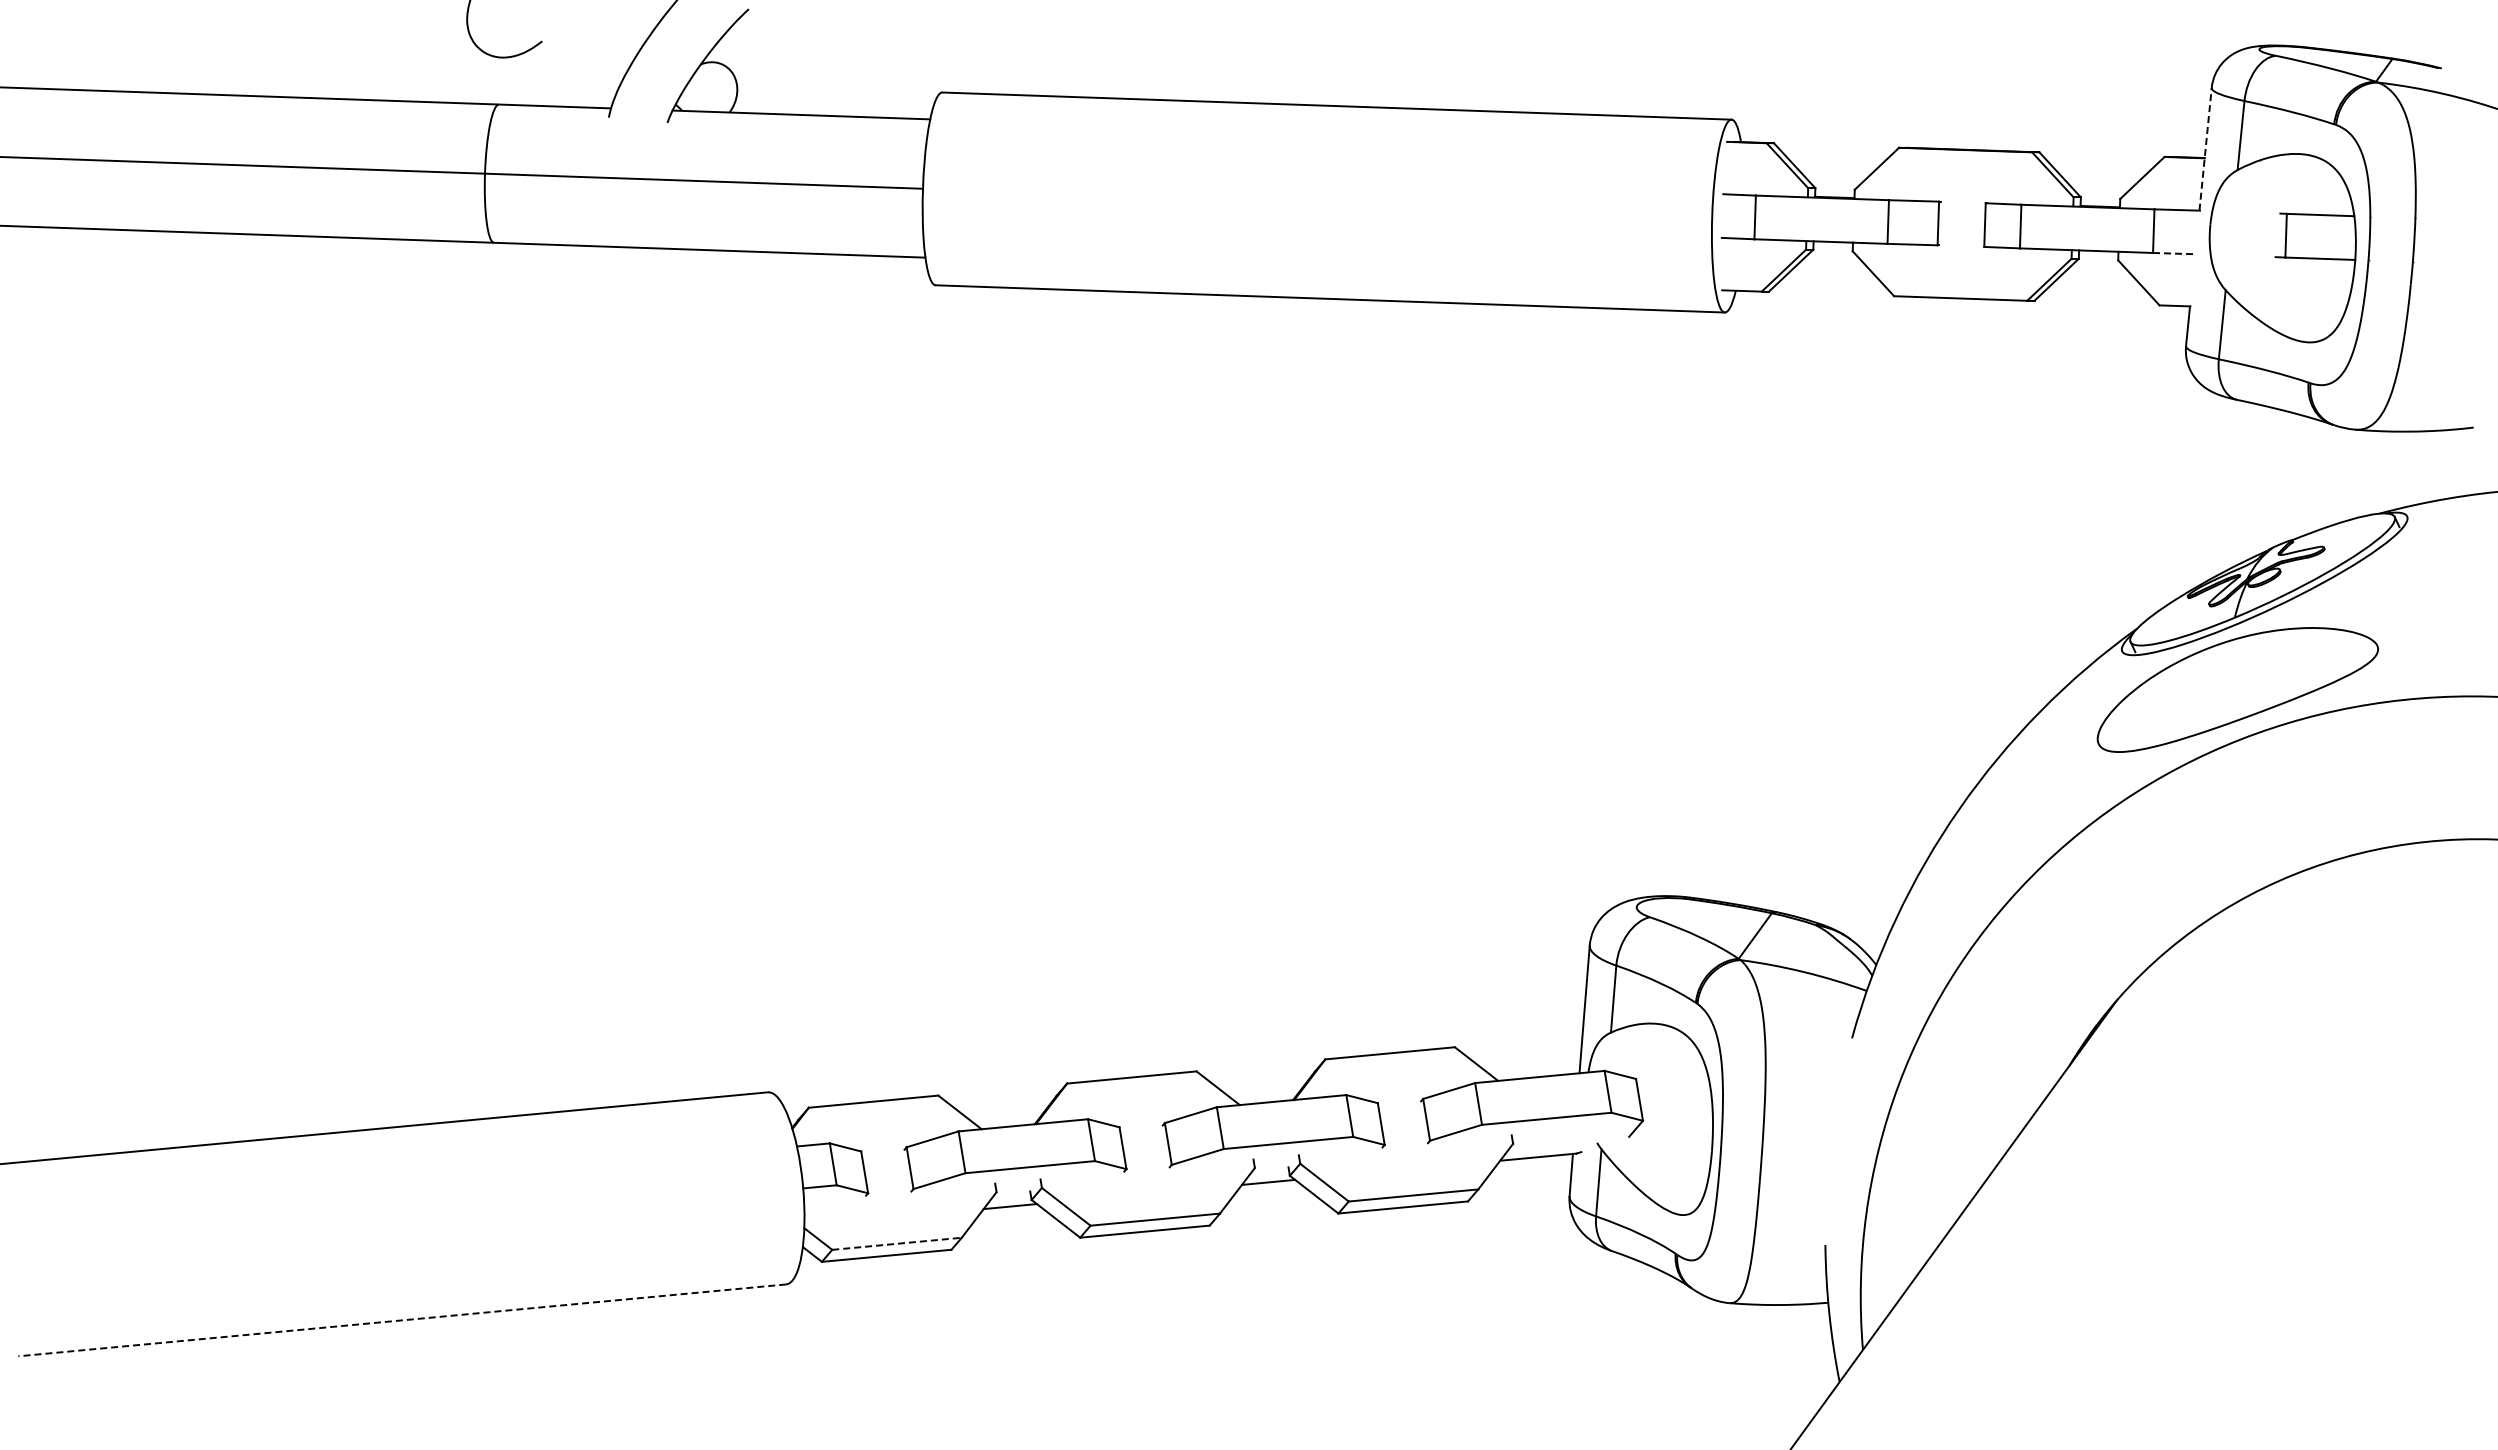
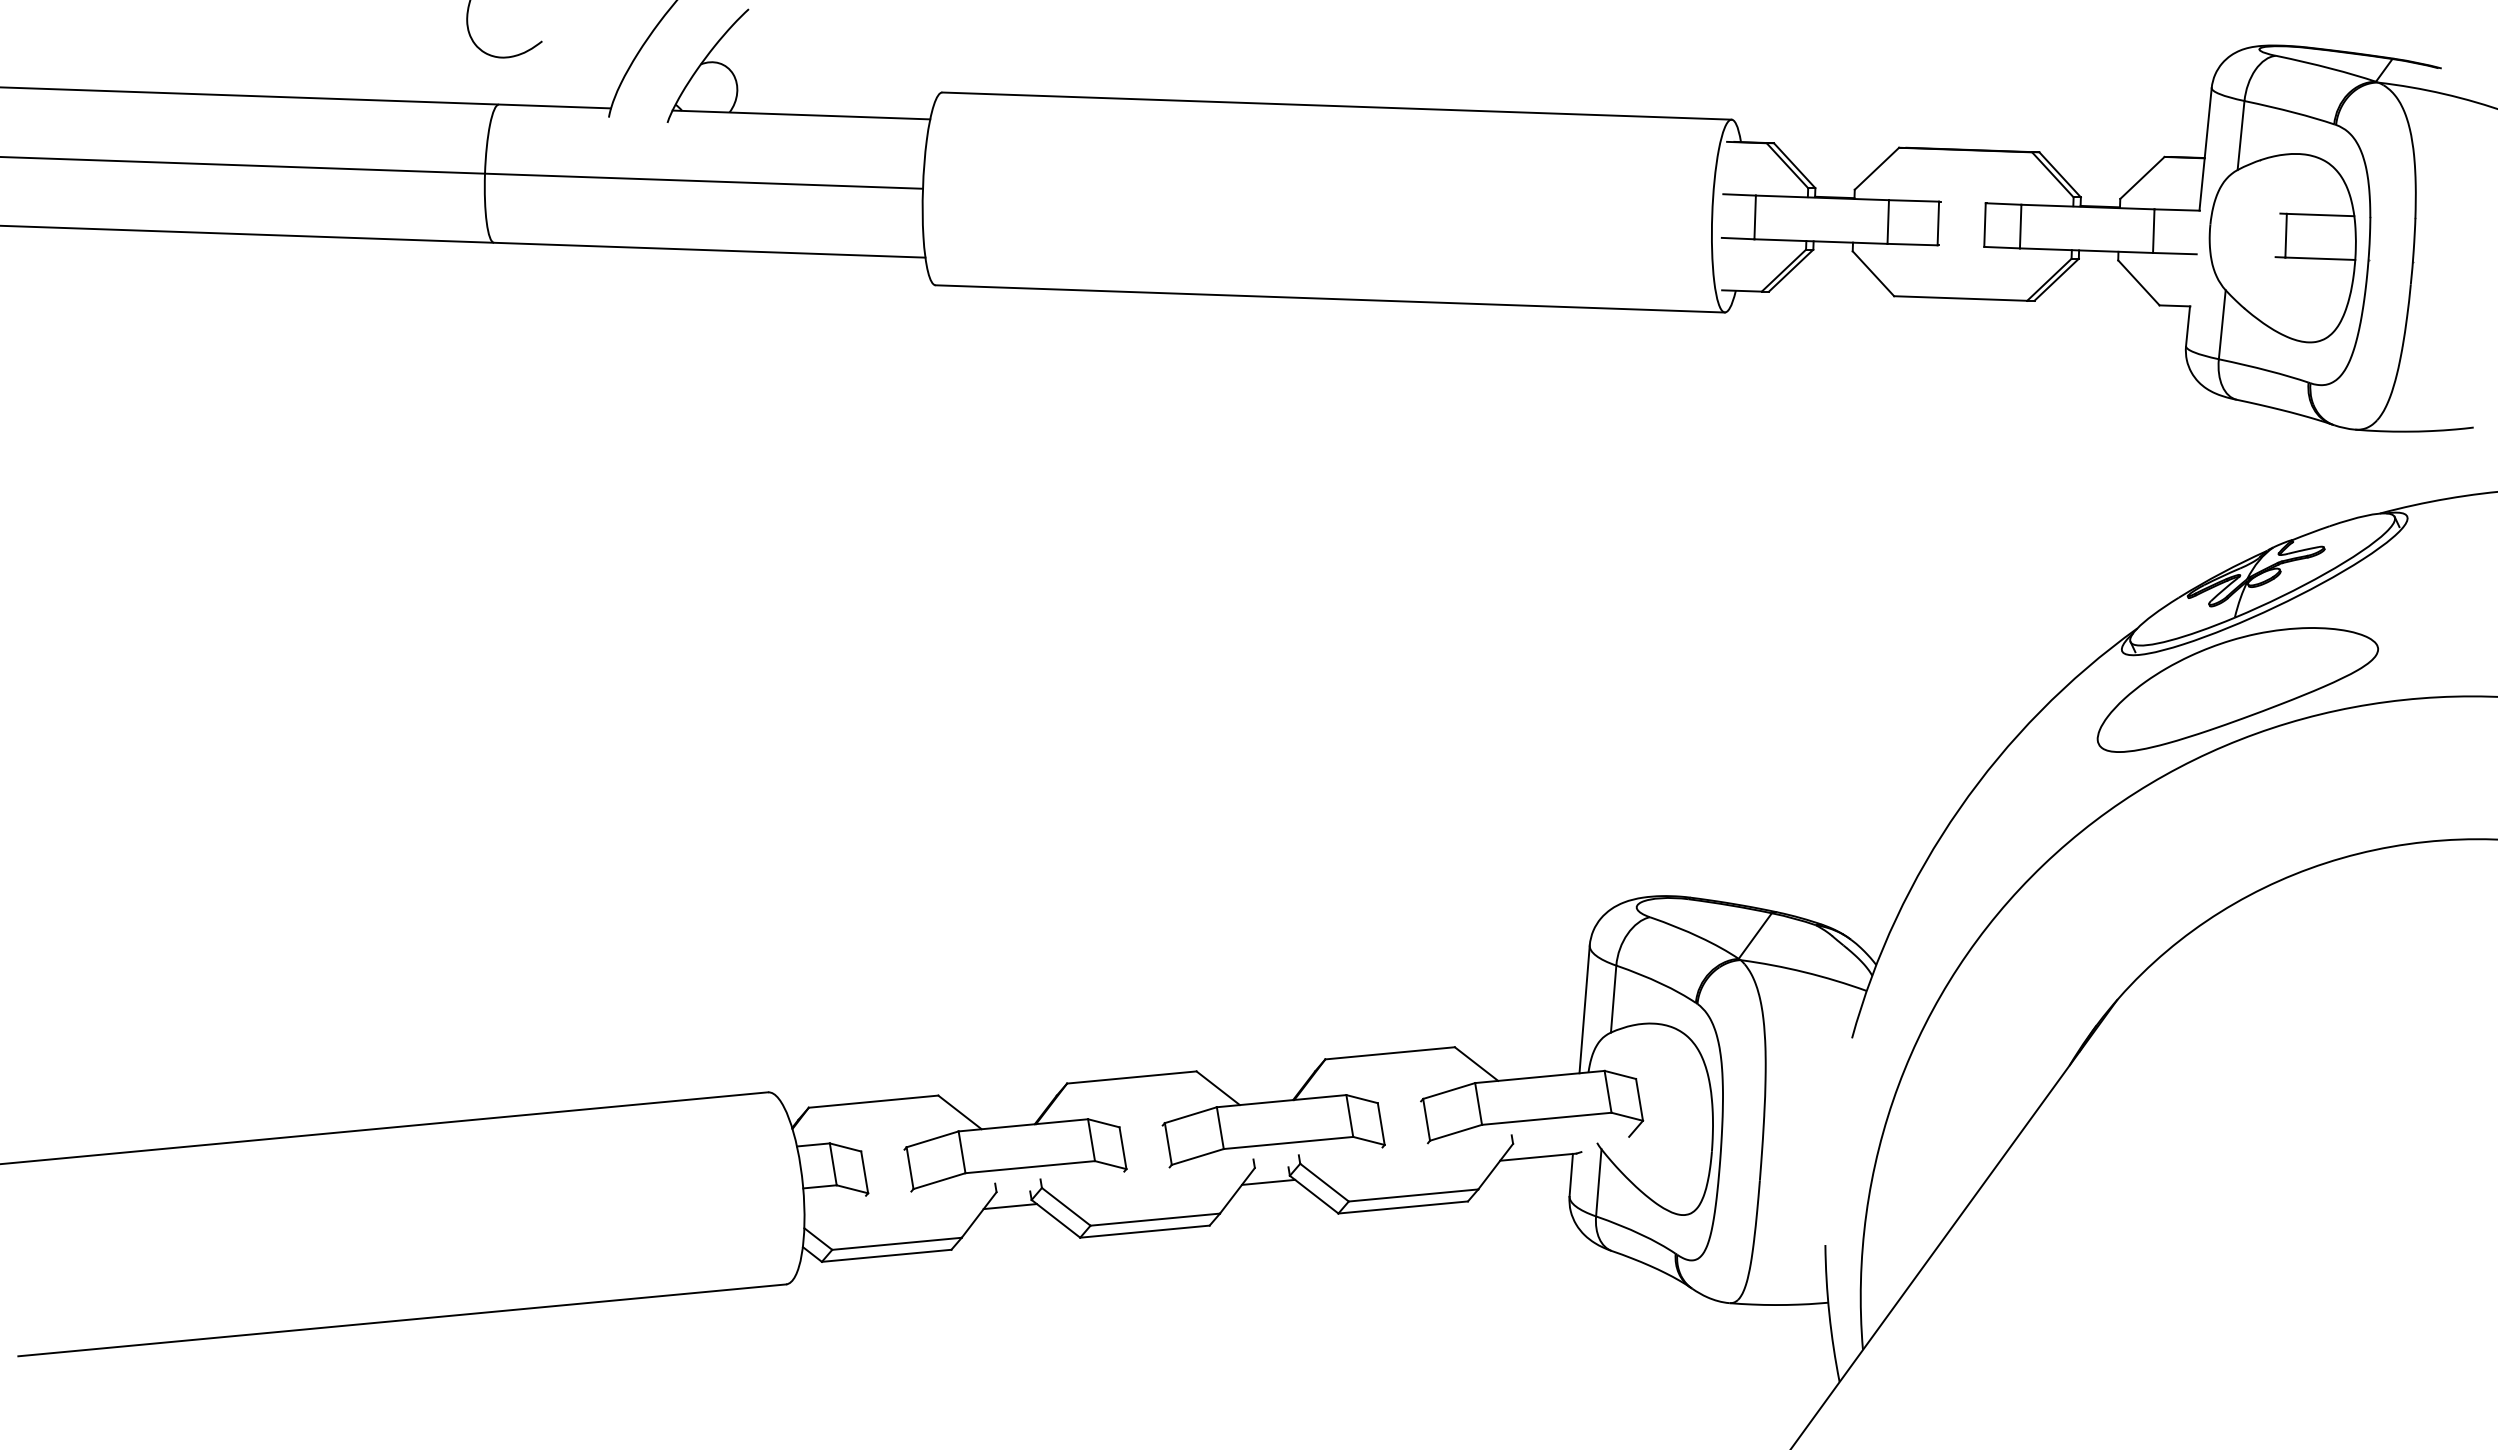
line: dashed -> solid (2205, 149)
line: dashed -> solid (2174, 253)
line: dashed -> solid (897, 1243)
line: dashed -> solid (402, 1320)
